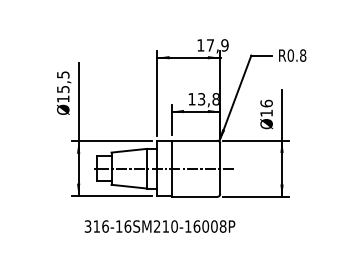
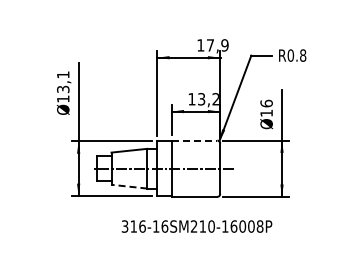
text: Ø15,5 -> Ø13,1 (63, 81)
text: 13,8 -> 13,2 (215, 99)
line: solid -> dashed (194, 140)
line: solid -> dashed (128, 186)
text position: (159, 226) -> (196, 226) (196, 226)
